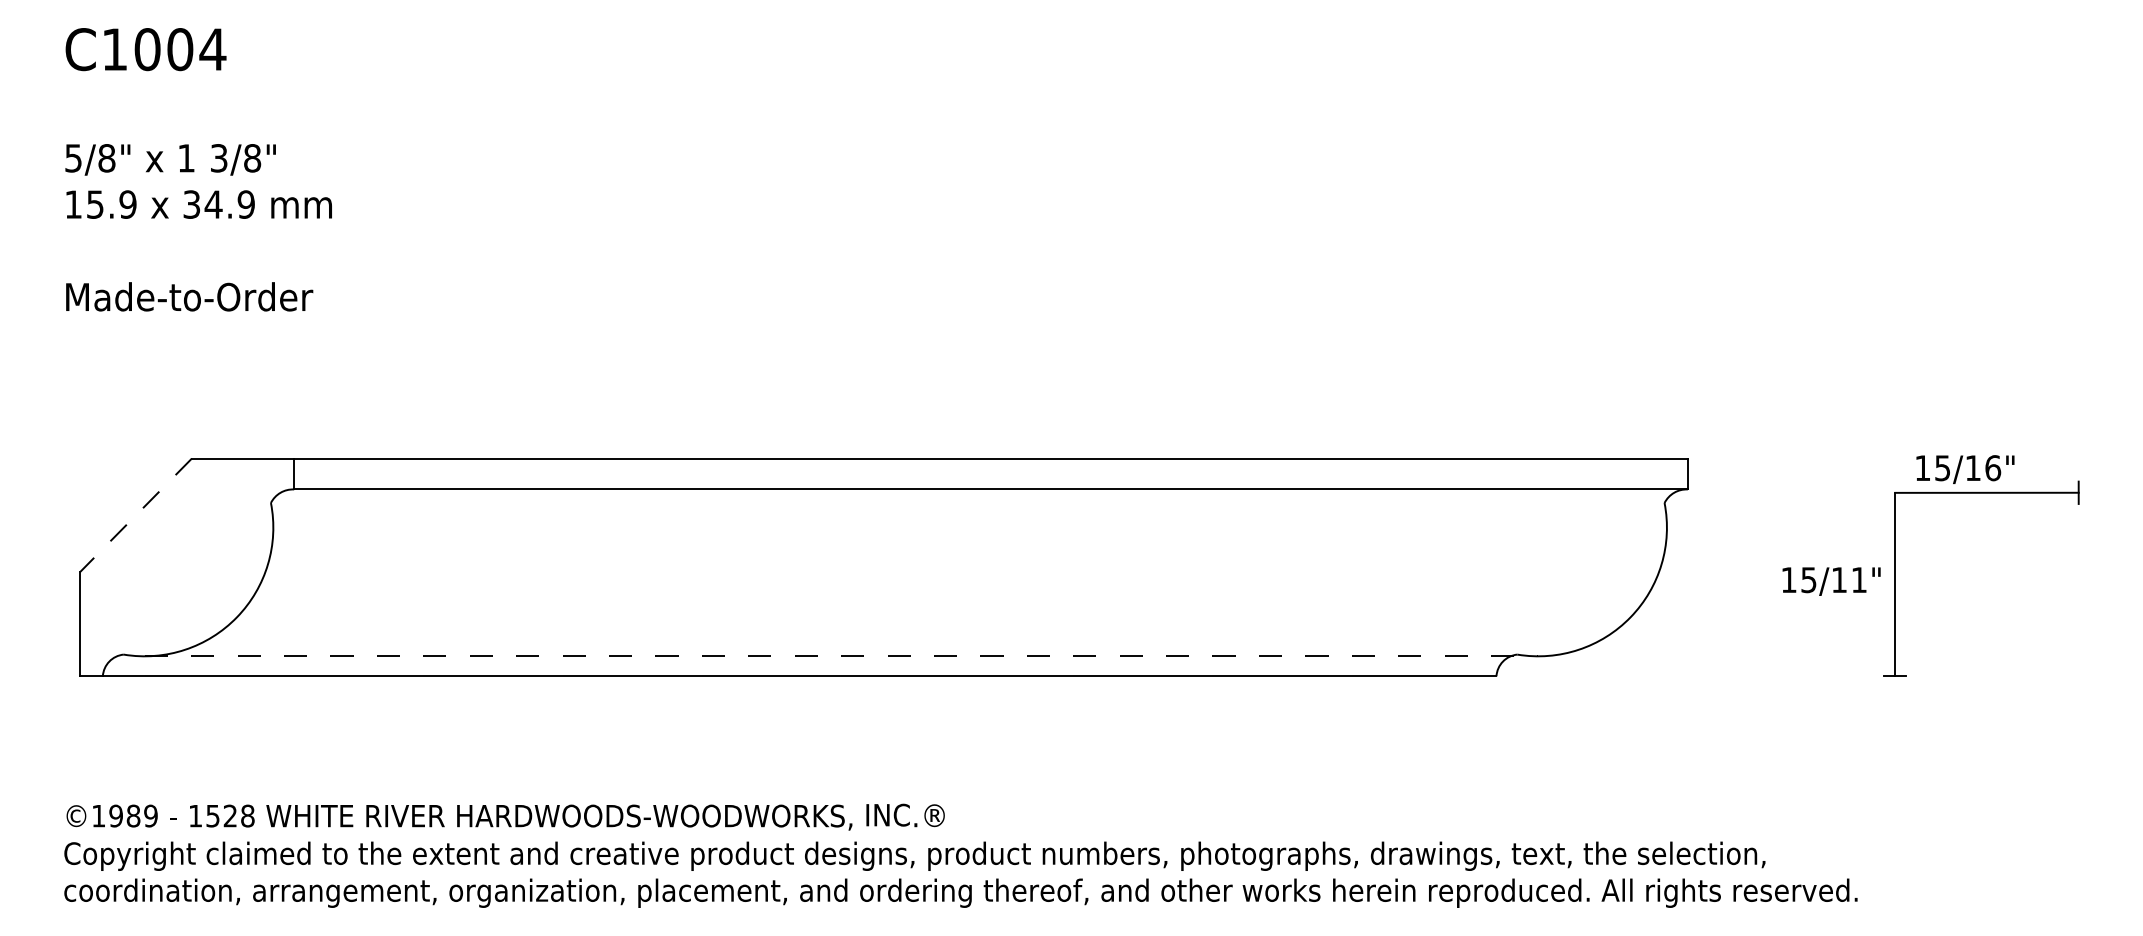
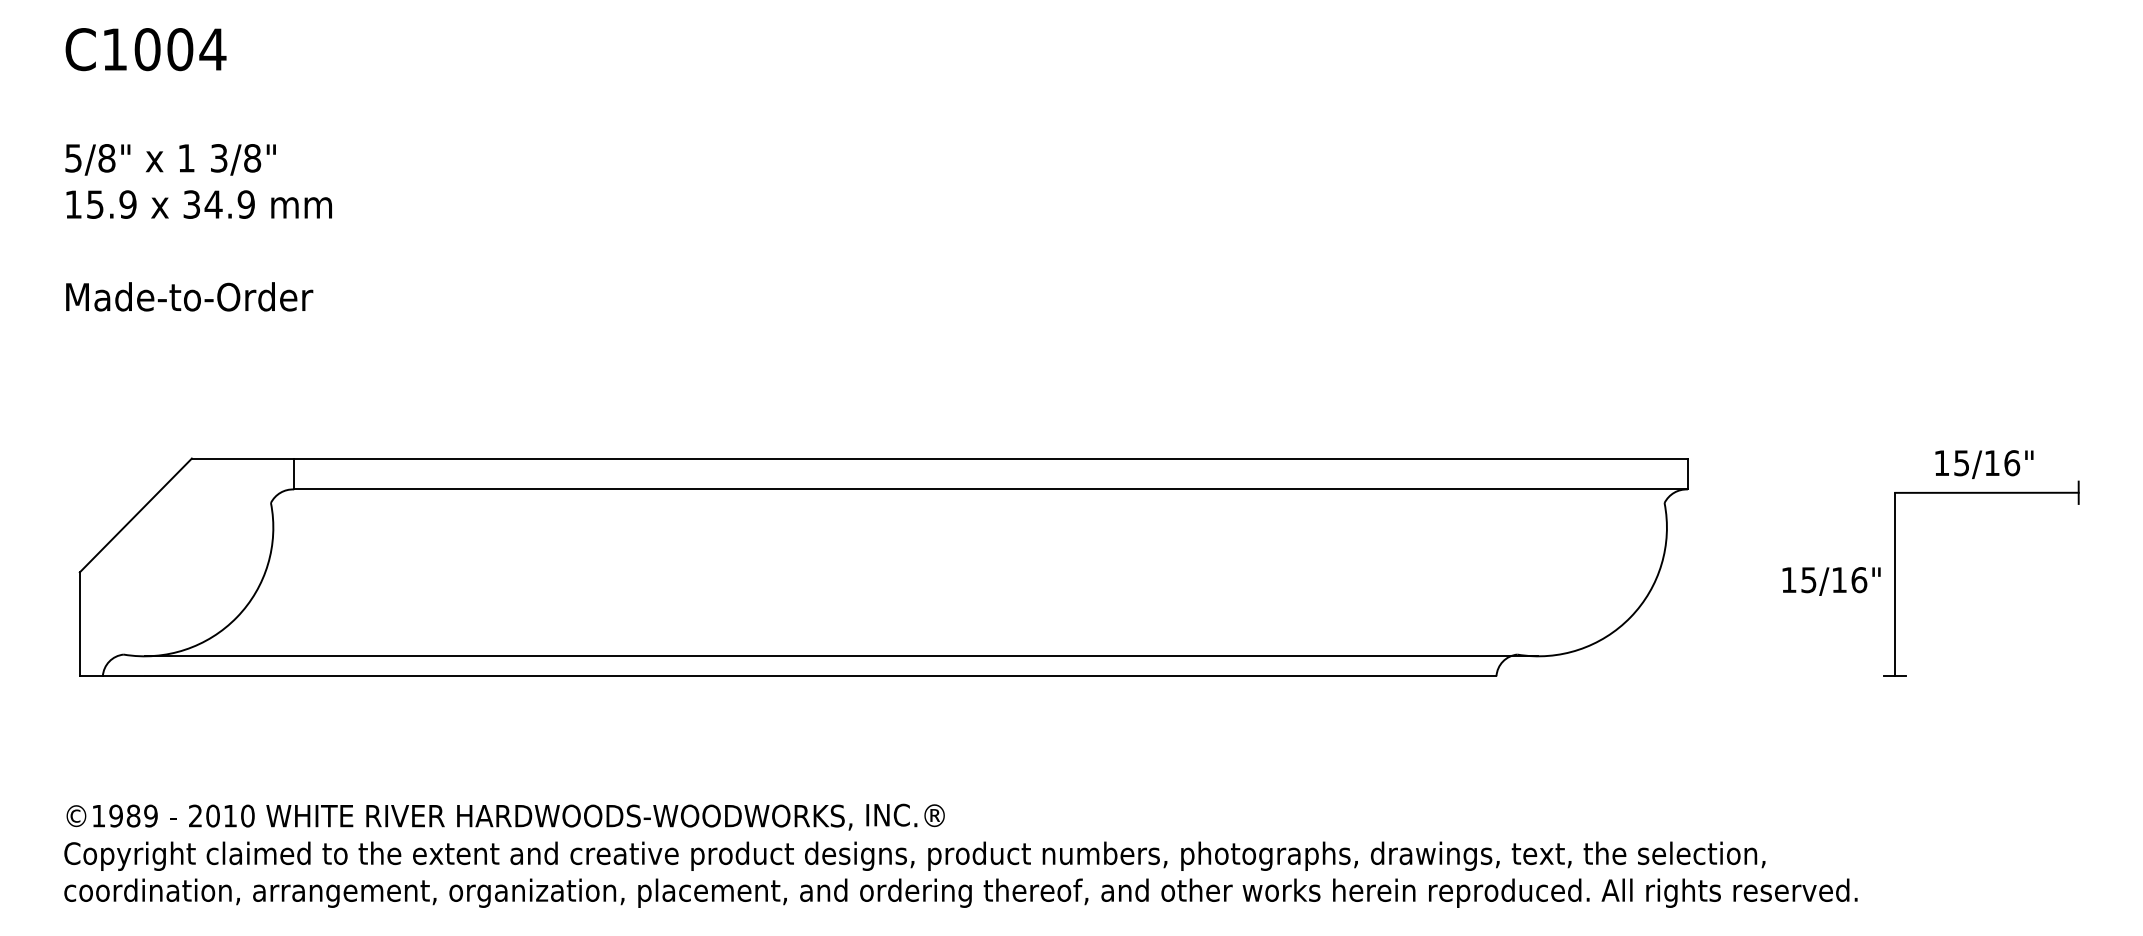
text position: (1965, 469) -> (1984, 464) (1984, 464)
line: dashed -> solid (135, 515)
text: 15/11" -> 15/16" (1859, 580)
line: dashed -> solid (841, 656)
text: 1528 -> 2010 (221, 815)
